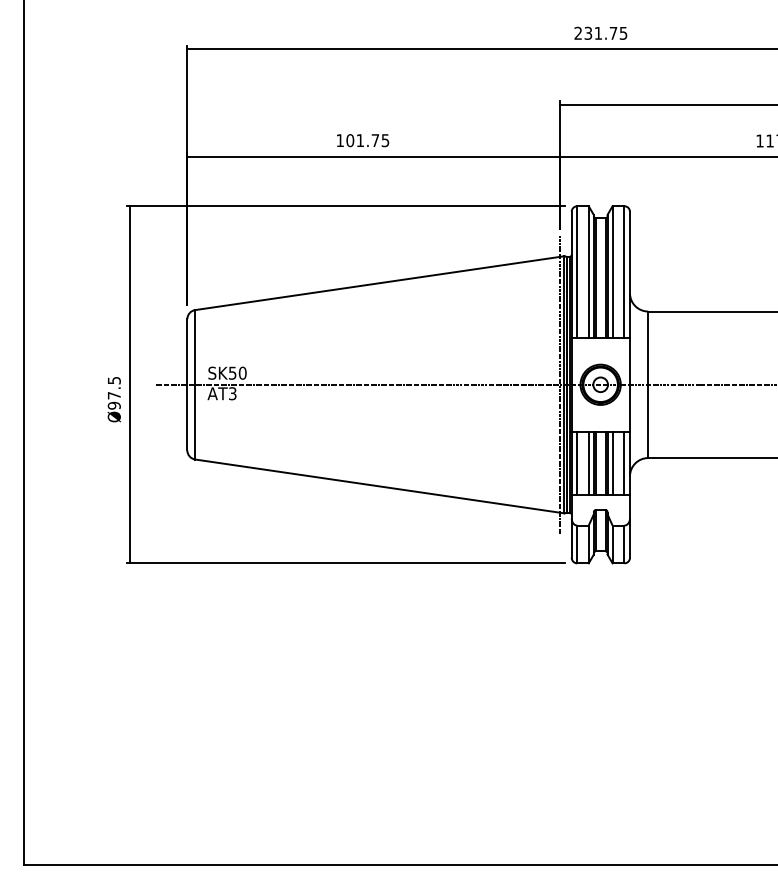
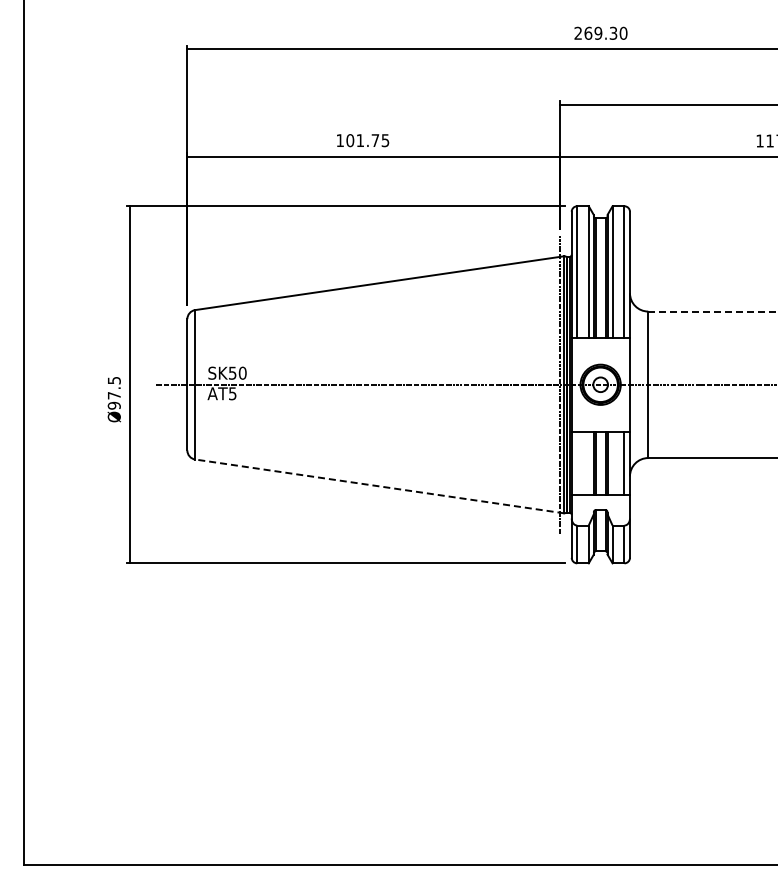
text: 231.75 -> 269.30 (605, 32)
line: solid -> dashed (712, 311)
text: AT3 -> AT5 (232, 393)
line: present -> none (577, 462)
line: present -> none (588, 462)
line: present -> none (612, 462)
line: solid -> dashed (379, 486)
